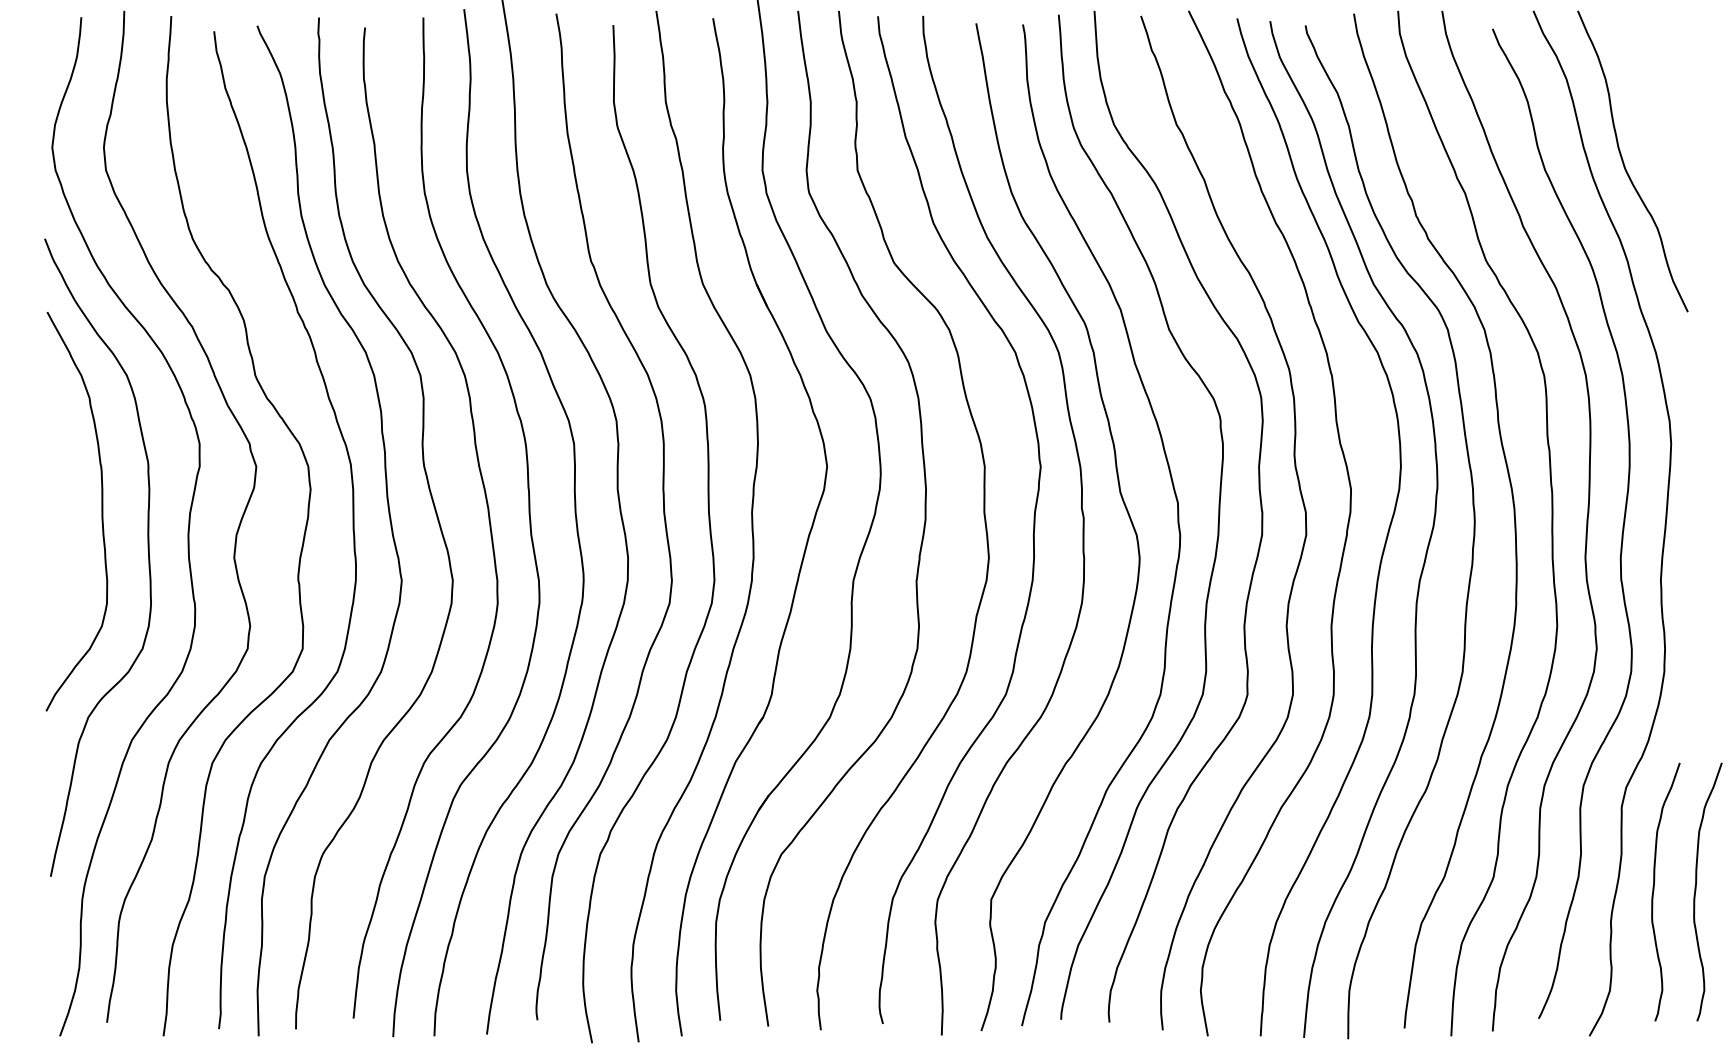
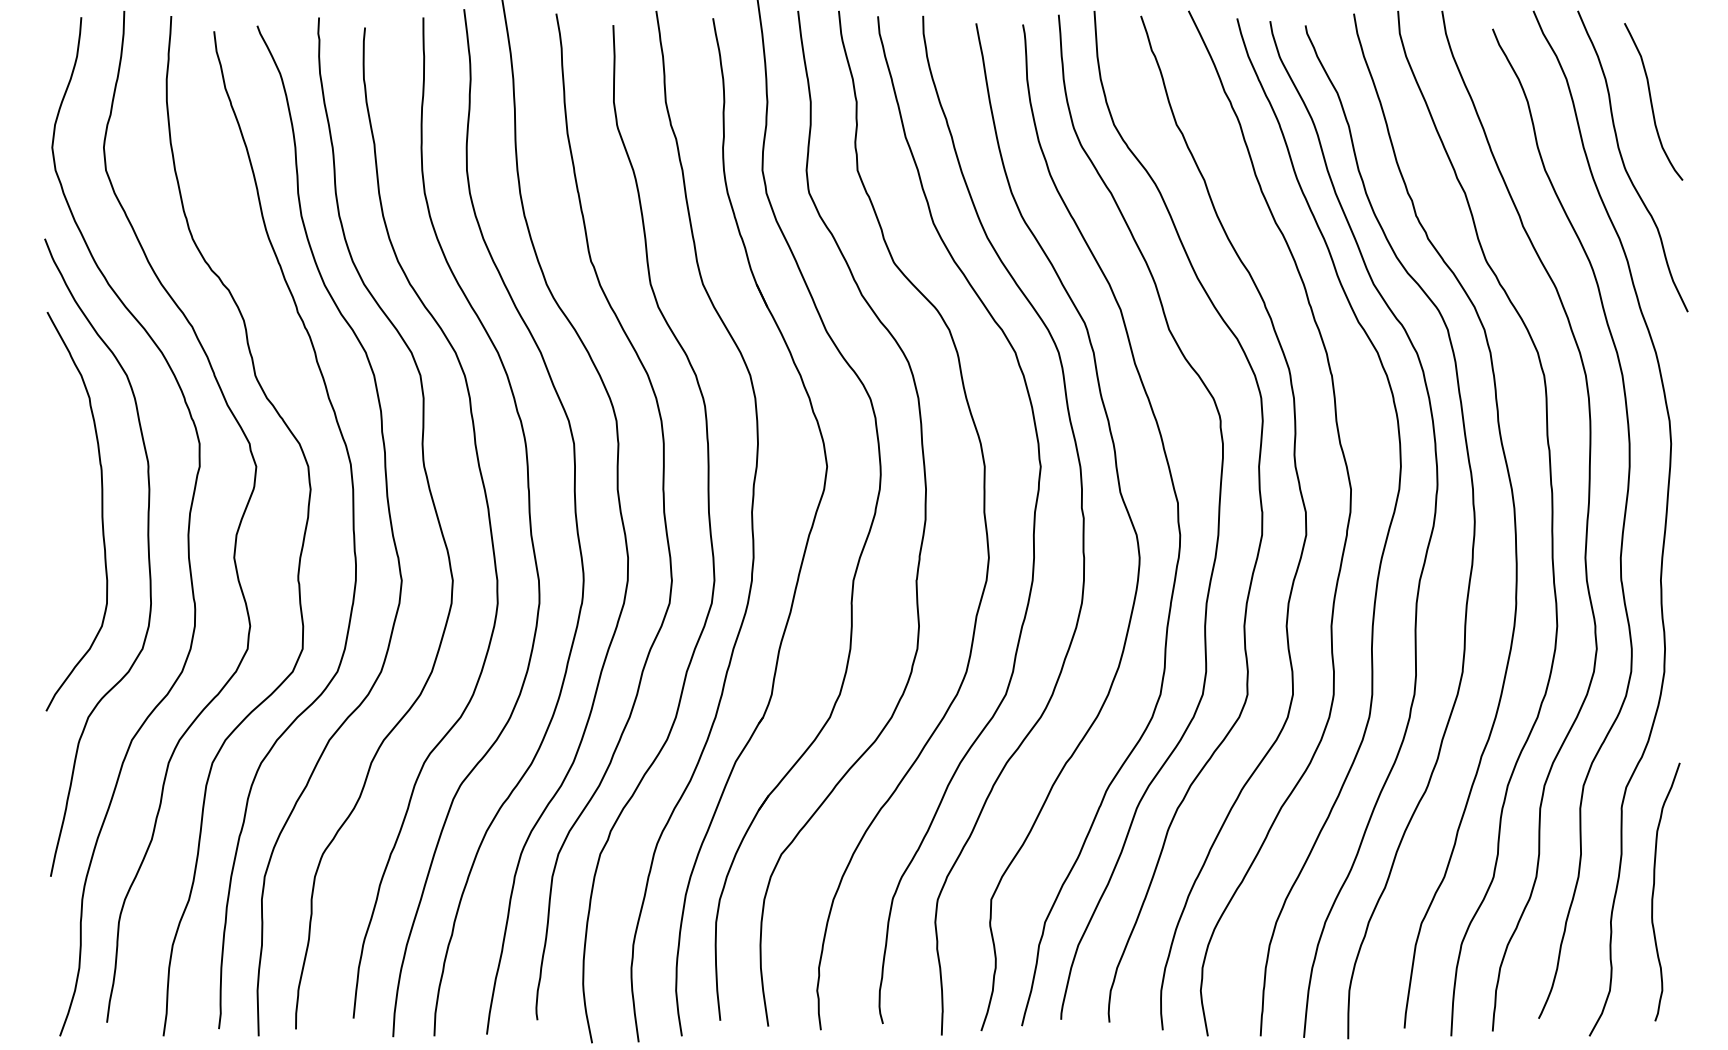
curve: none -> present (1652, 101)
curve: present -> none (1696, 891)
